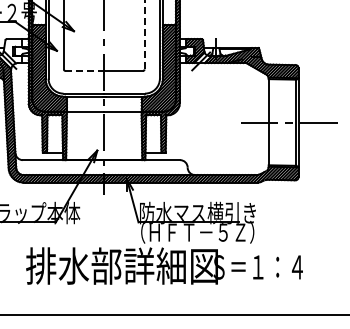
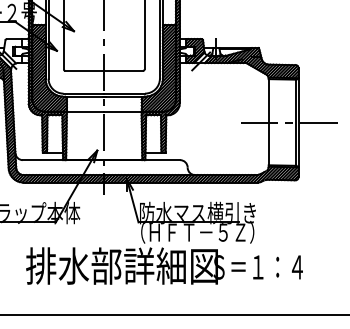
line: dashed -> solid (144, 34)
line: dashed -> solid (85, 70)
